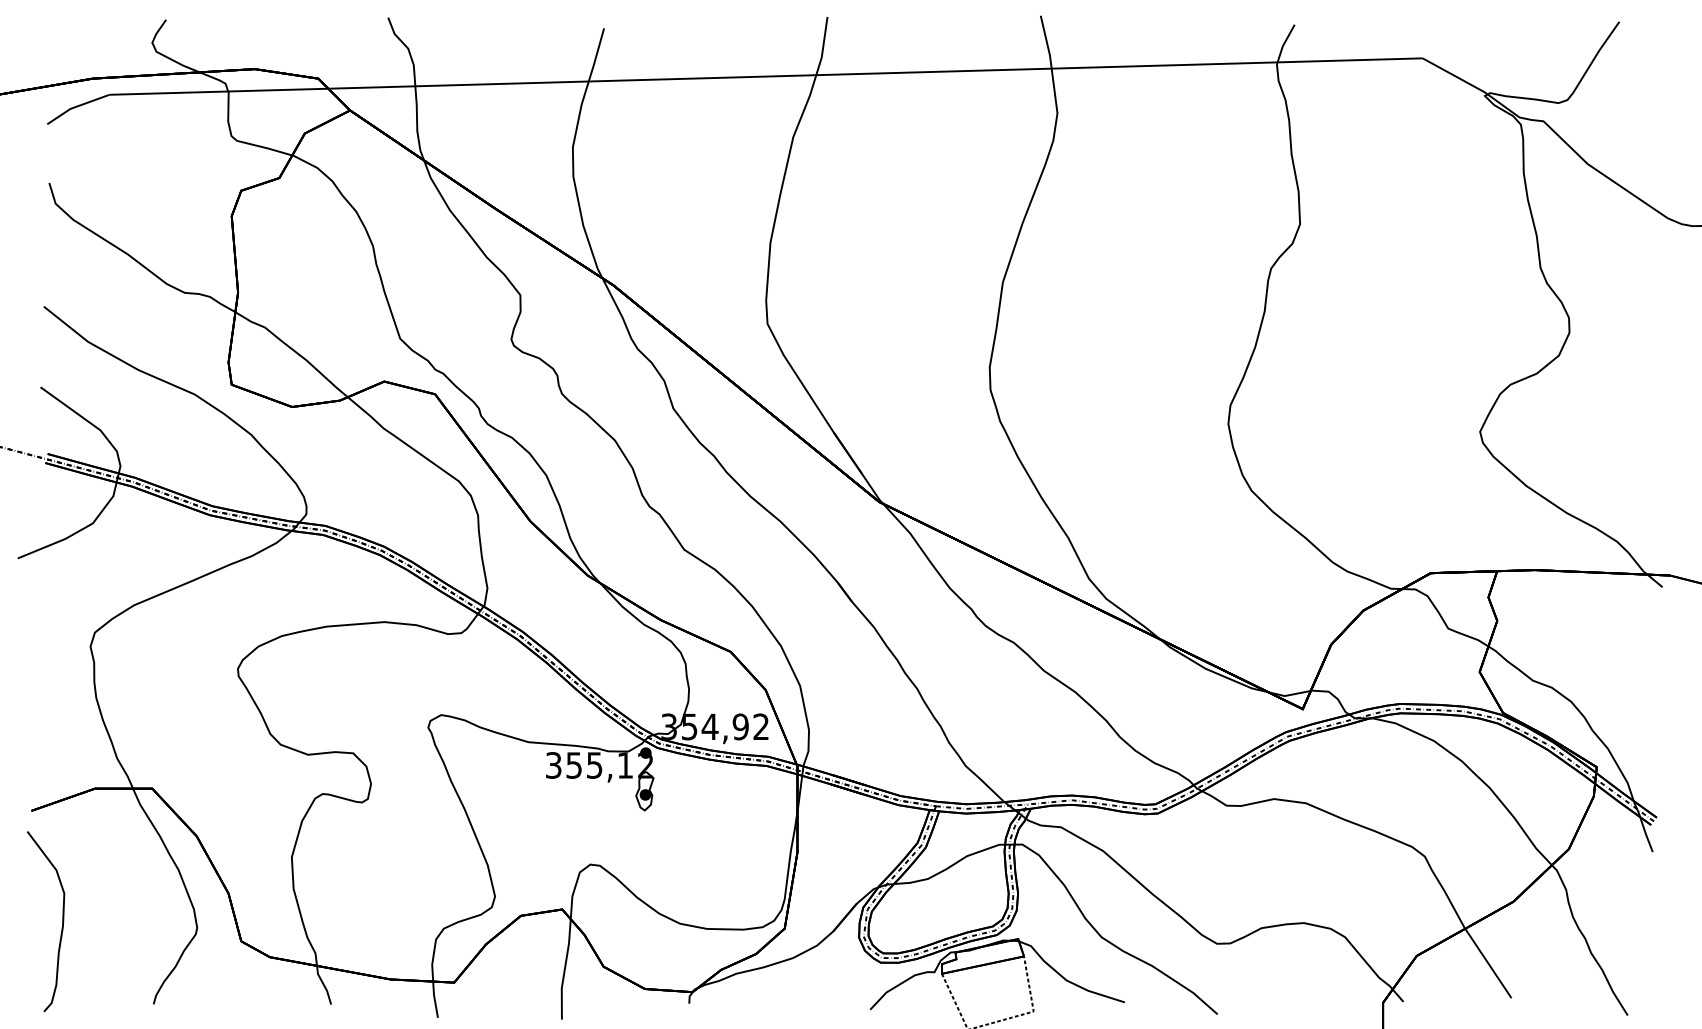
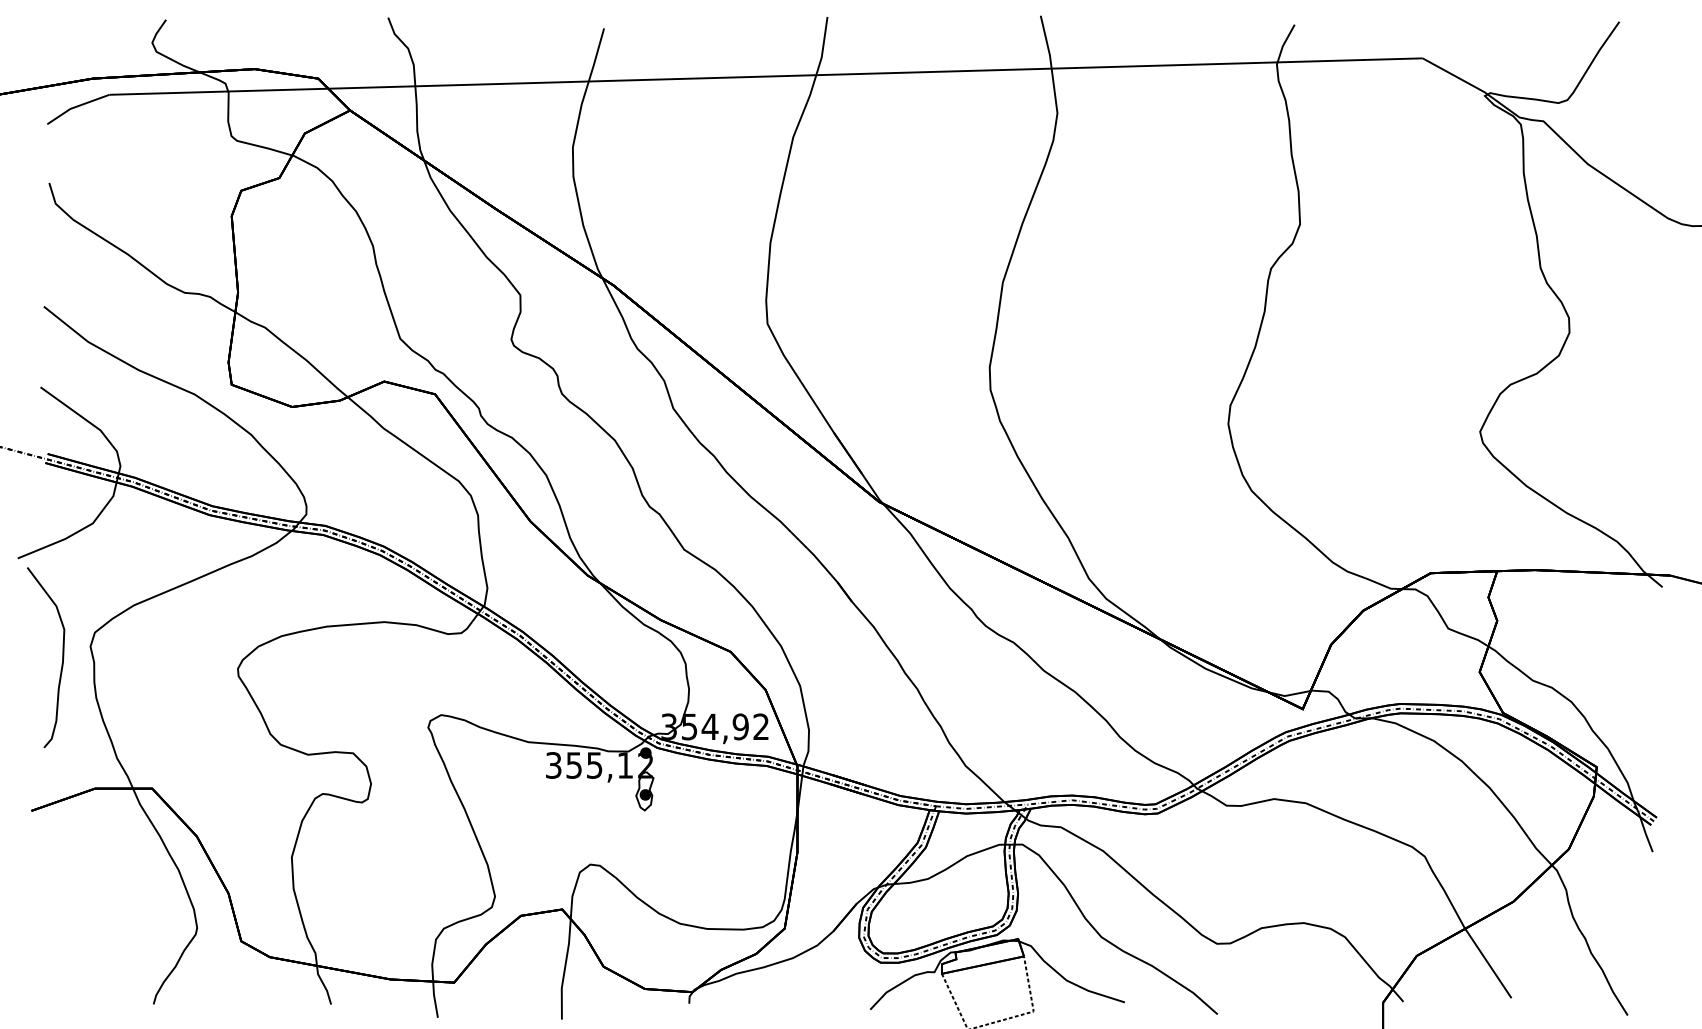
curve position: (62, 921) -> (62, 657) (62, 657)
